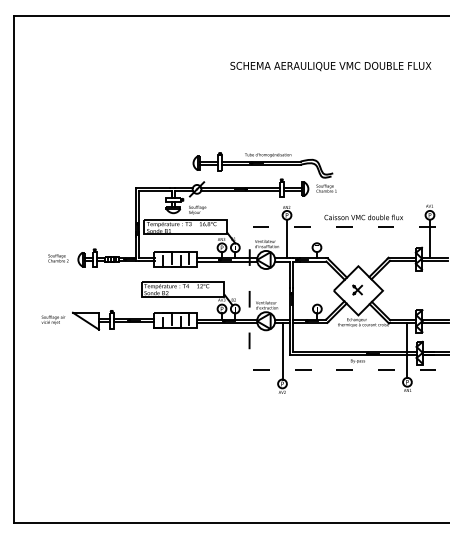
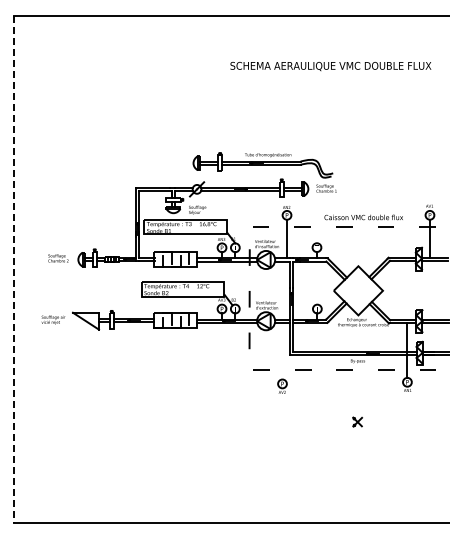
line: solid -> dashed (13, 269)
part position: (357, 289) -> (357, 421) (357, 421)
line: present -> none (282, 350)
